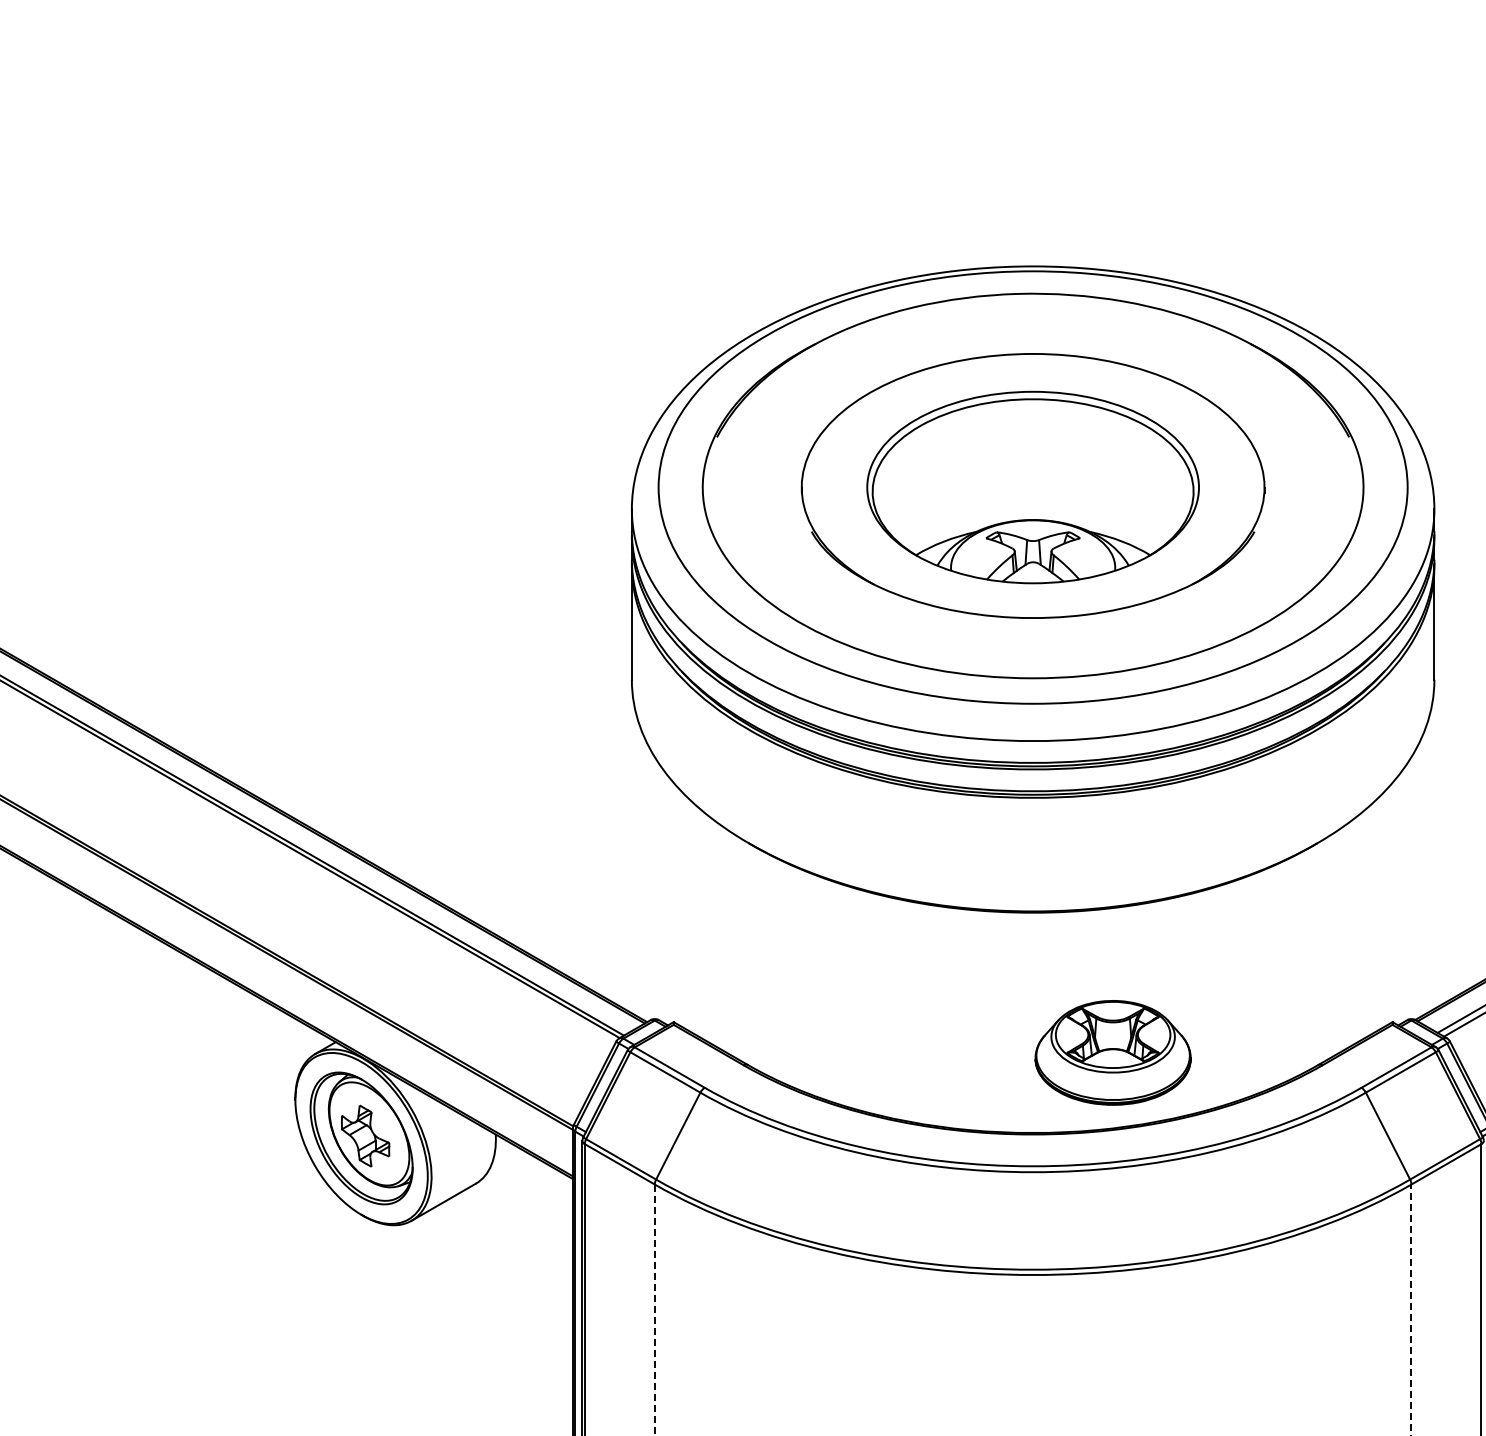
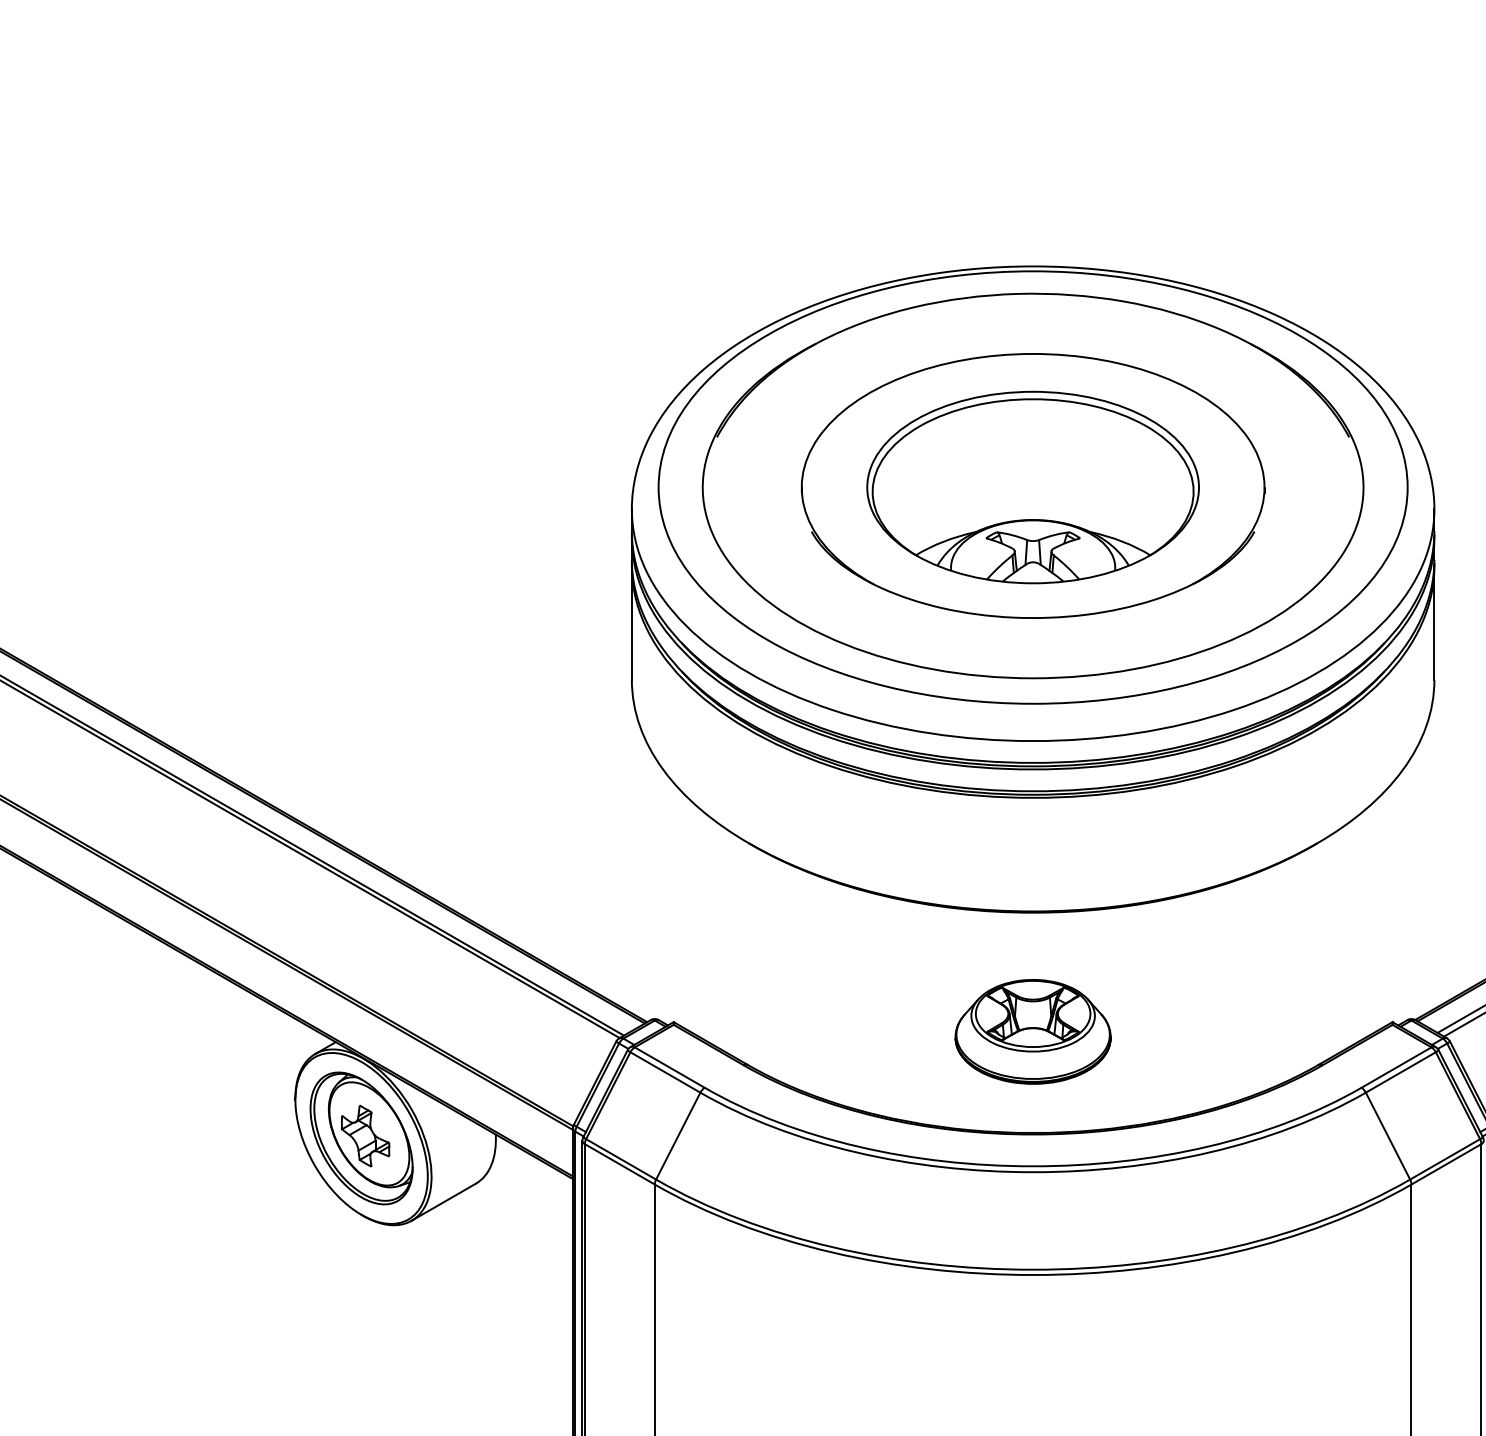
part position: (1112, 1052) -> (1032, 1031) (1032, 1031)
line: dashed -> solid (1411, 1309)
line: dashed -> solid (654, 1310)
